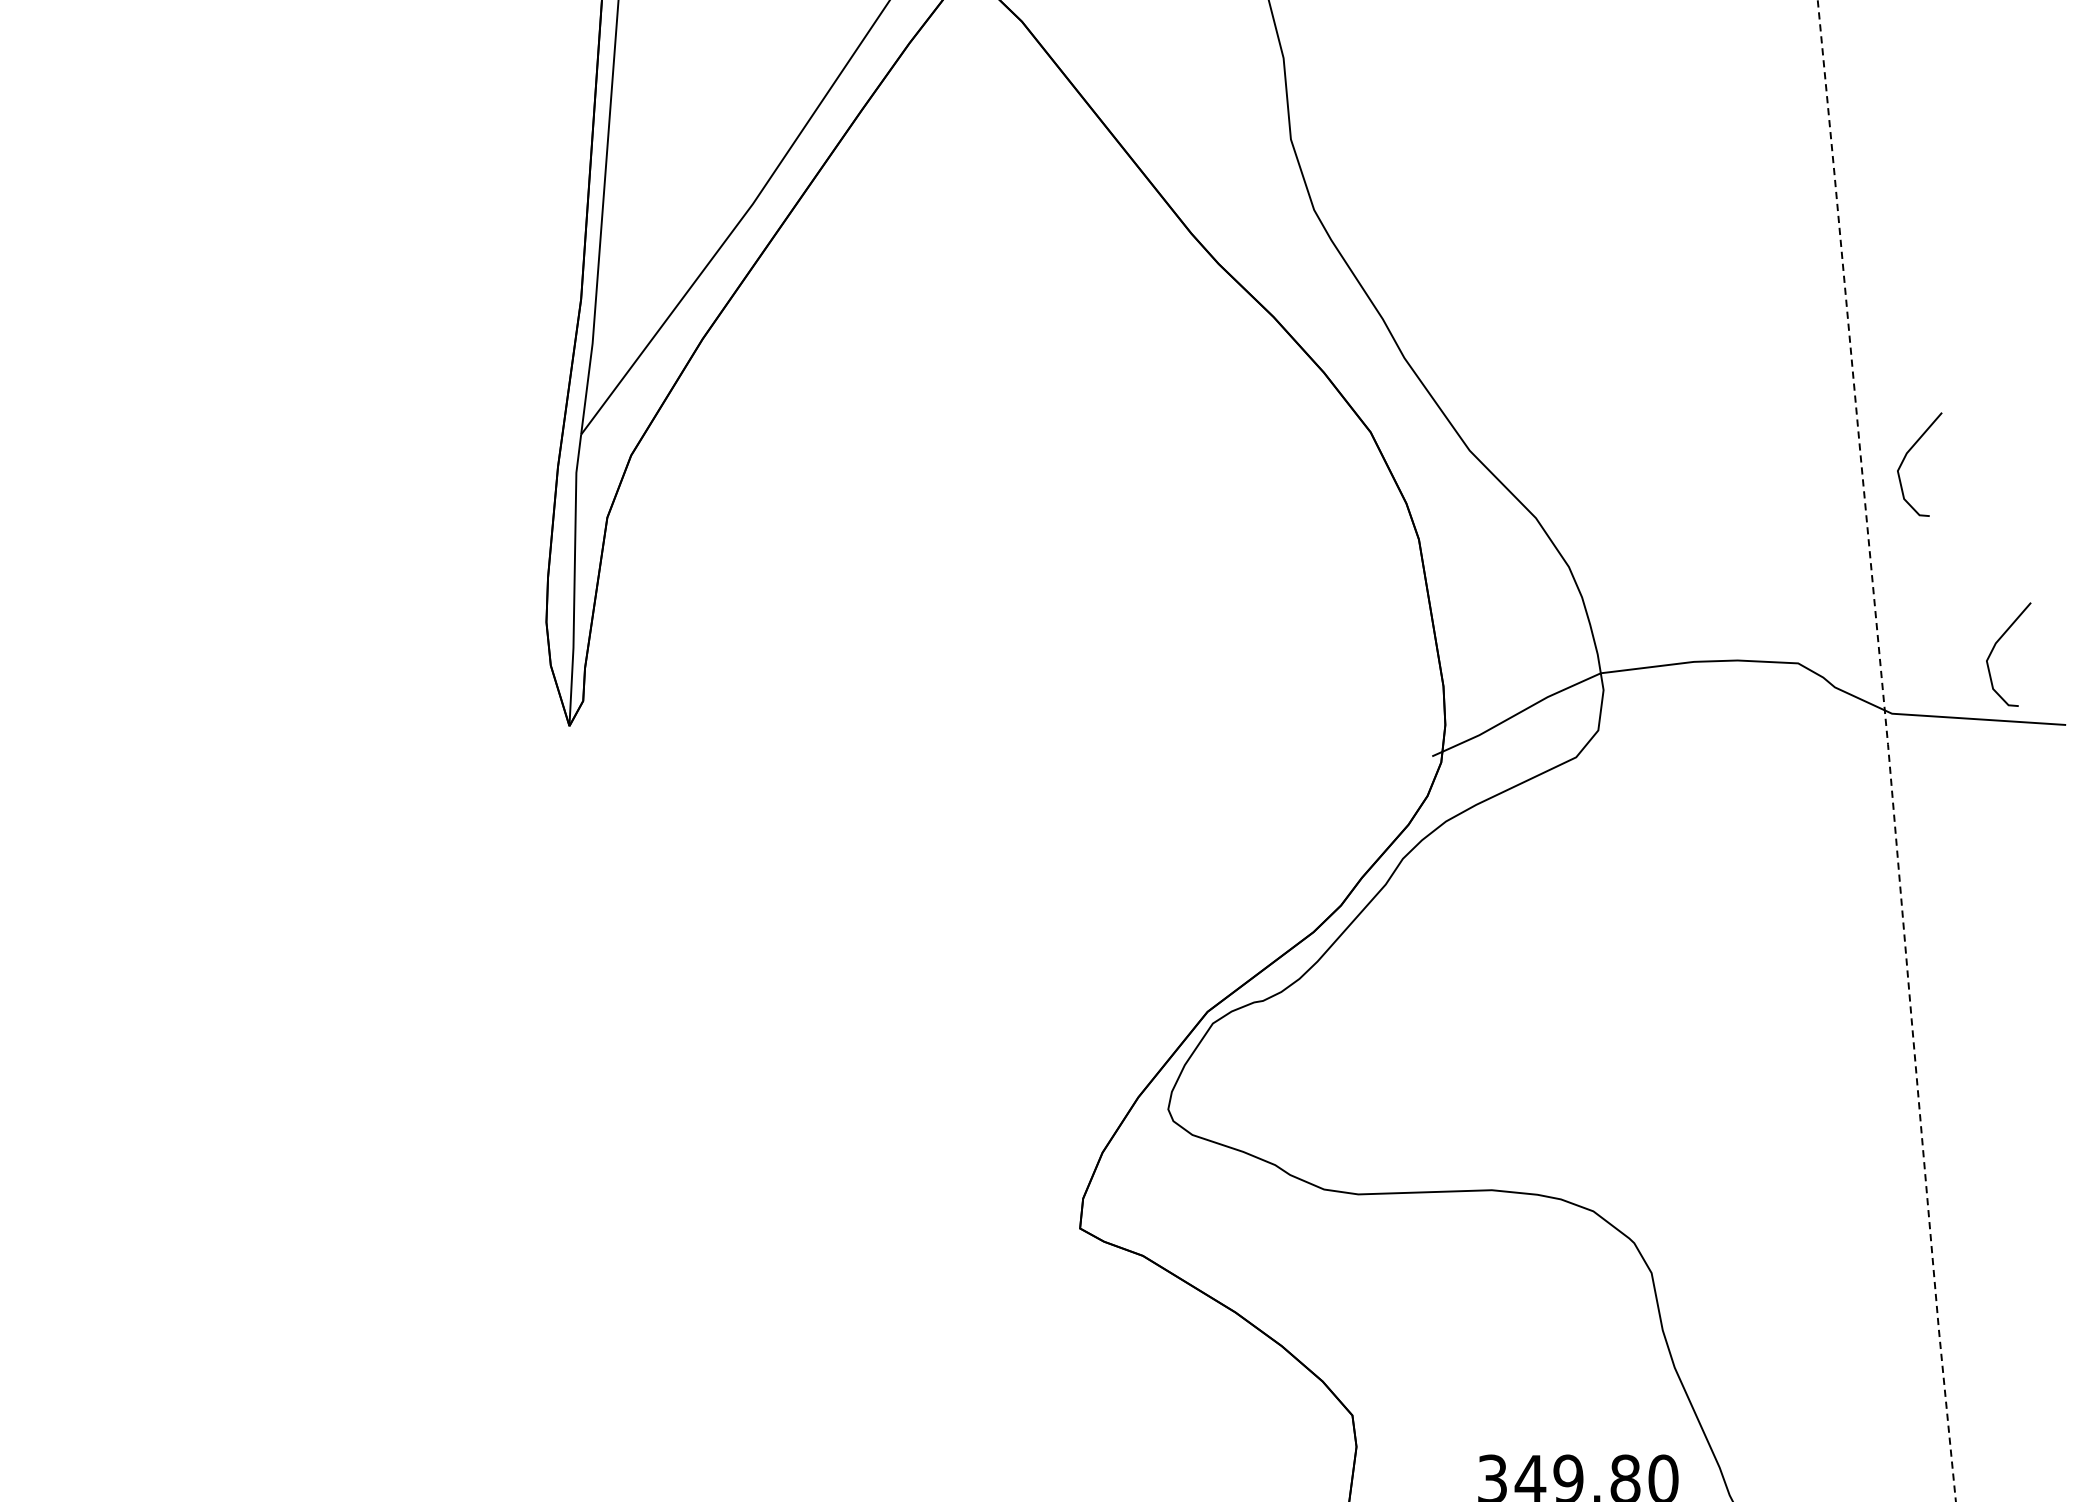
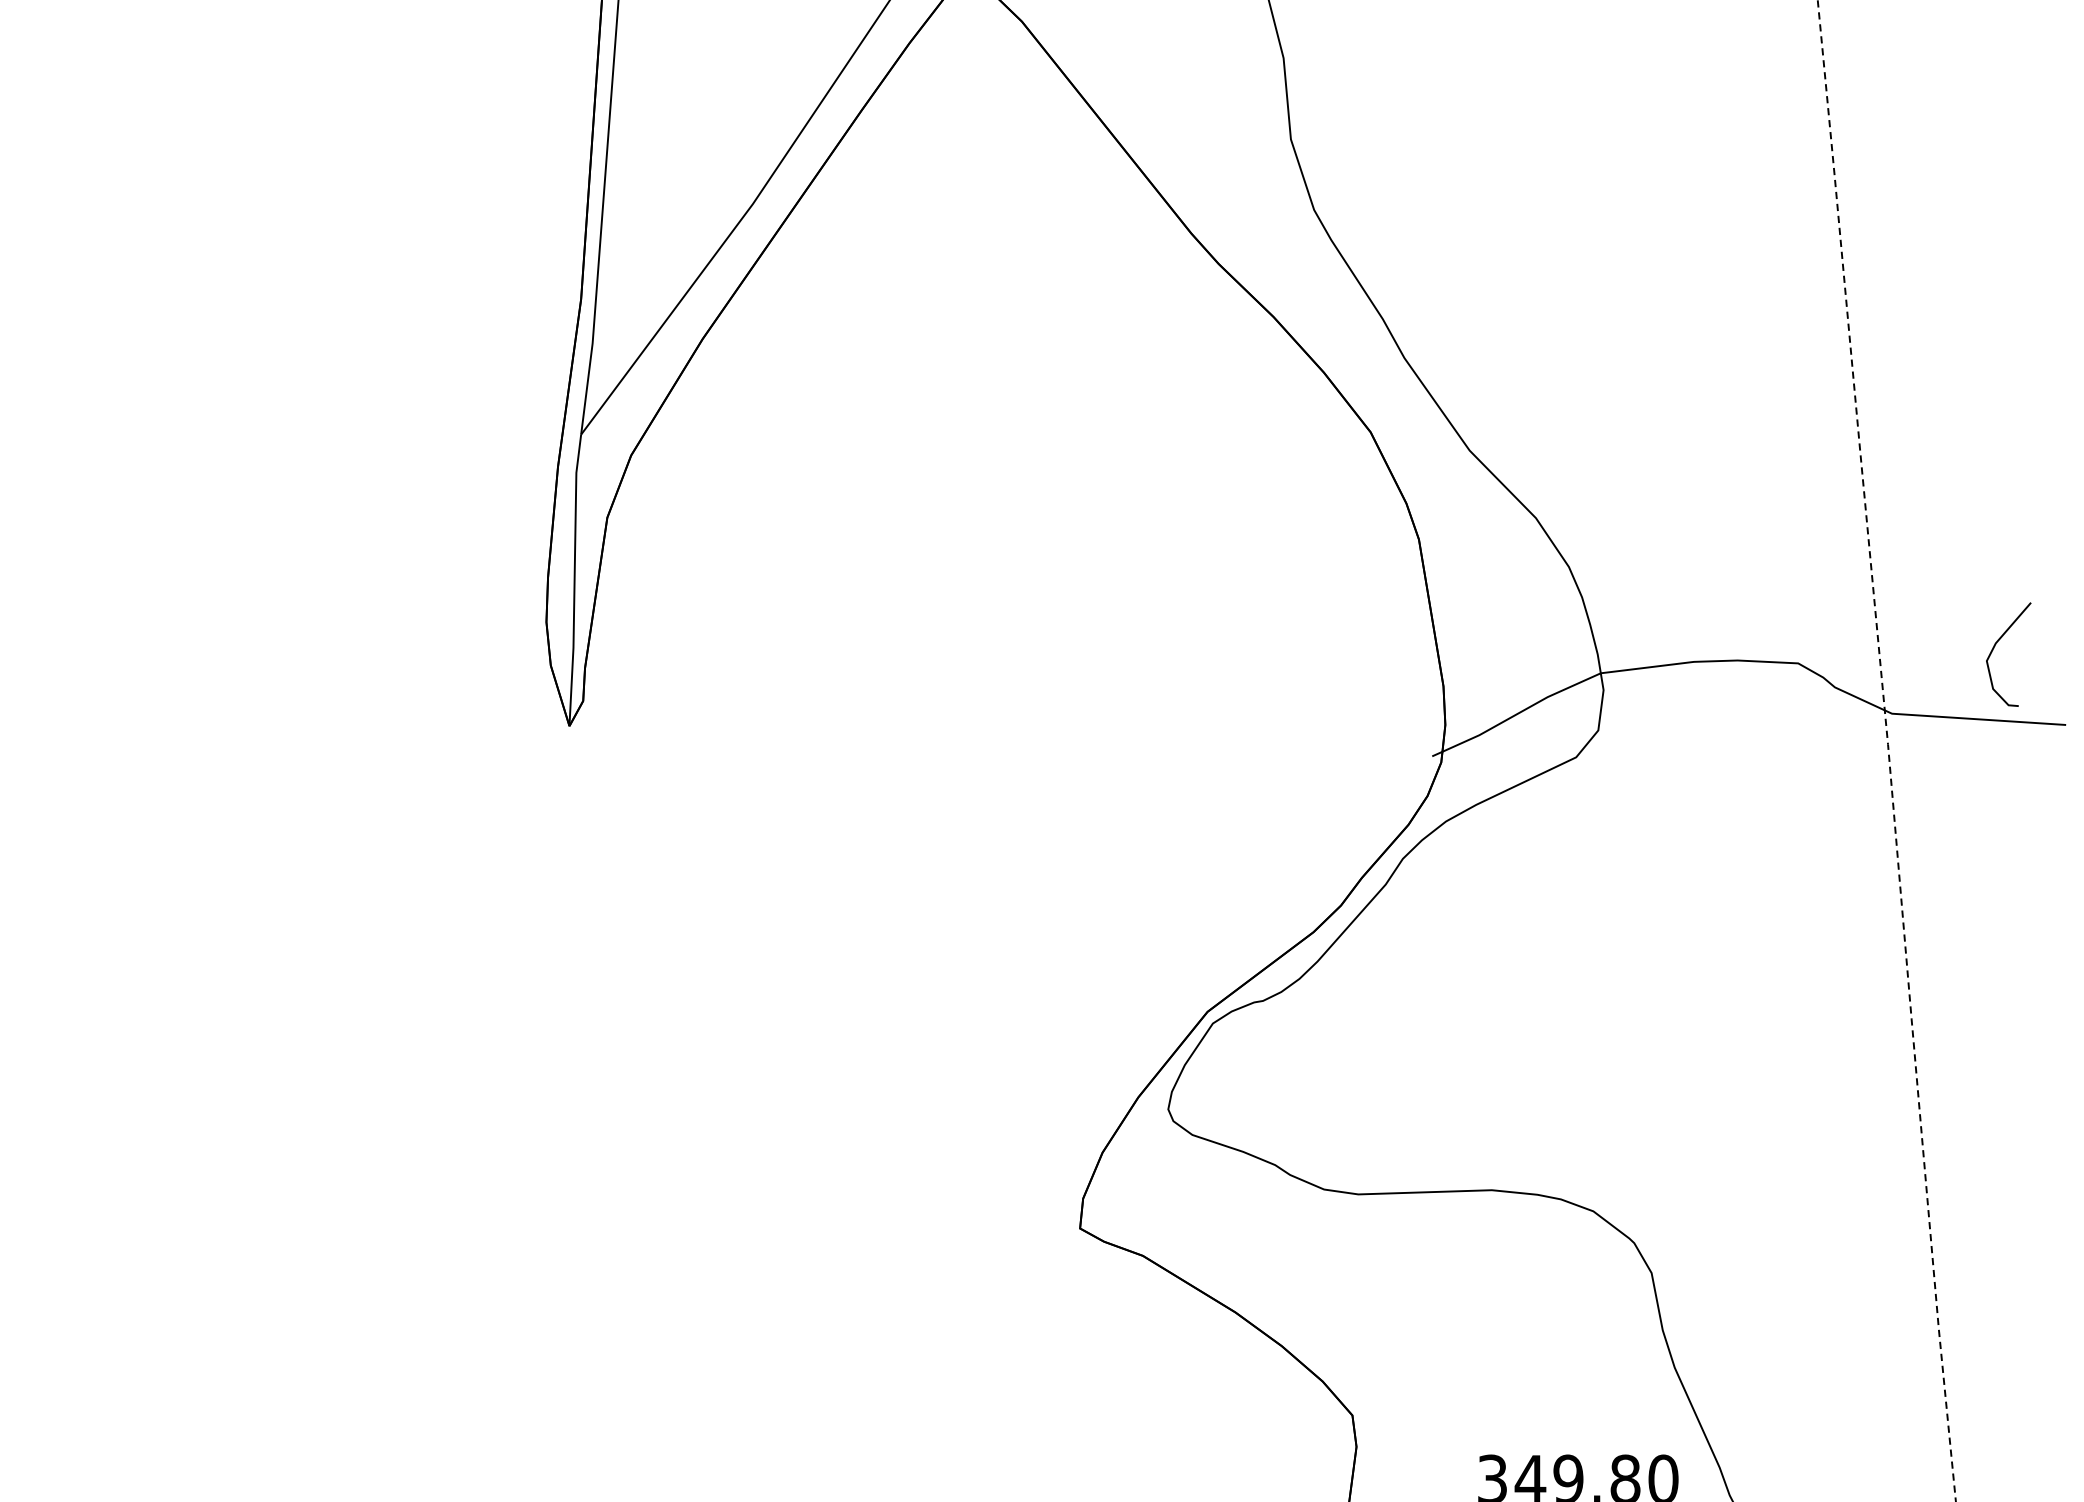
curve: present -> none (1905, 458)
